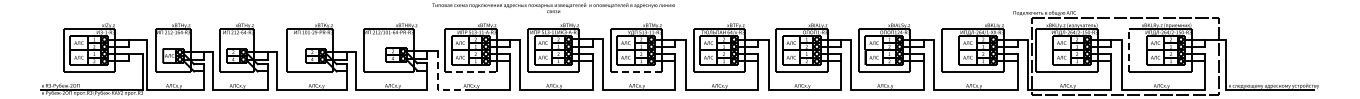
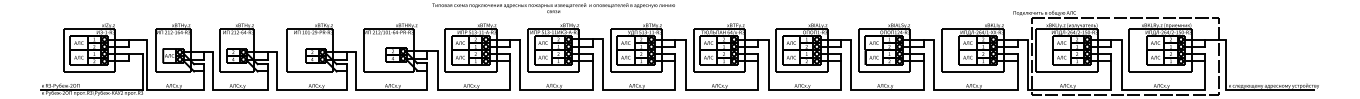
line: dashed -> solid (1129, 50)
line: dashed -> solid (470, 71)
line: dashed -> solid (636, 71)
line: dashed -> solid (437, 87)
